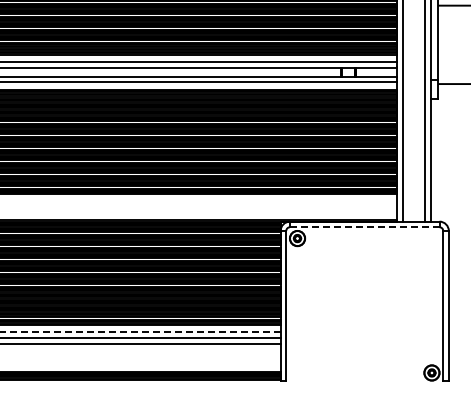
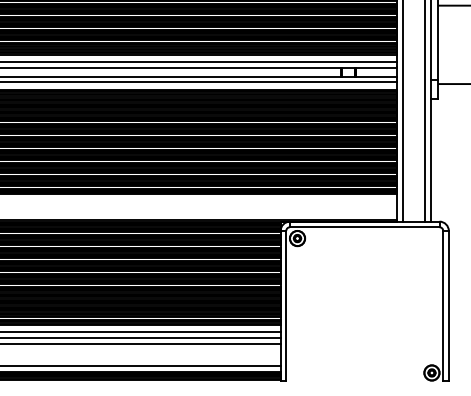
line: dashed -> solid (364, 227)
line: dashed -> solid (140, 332)
line: none -> present (141, 365)
